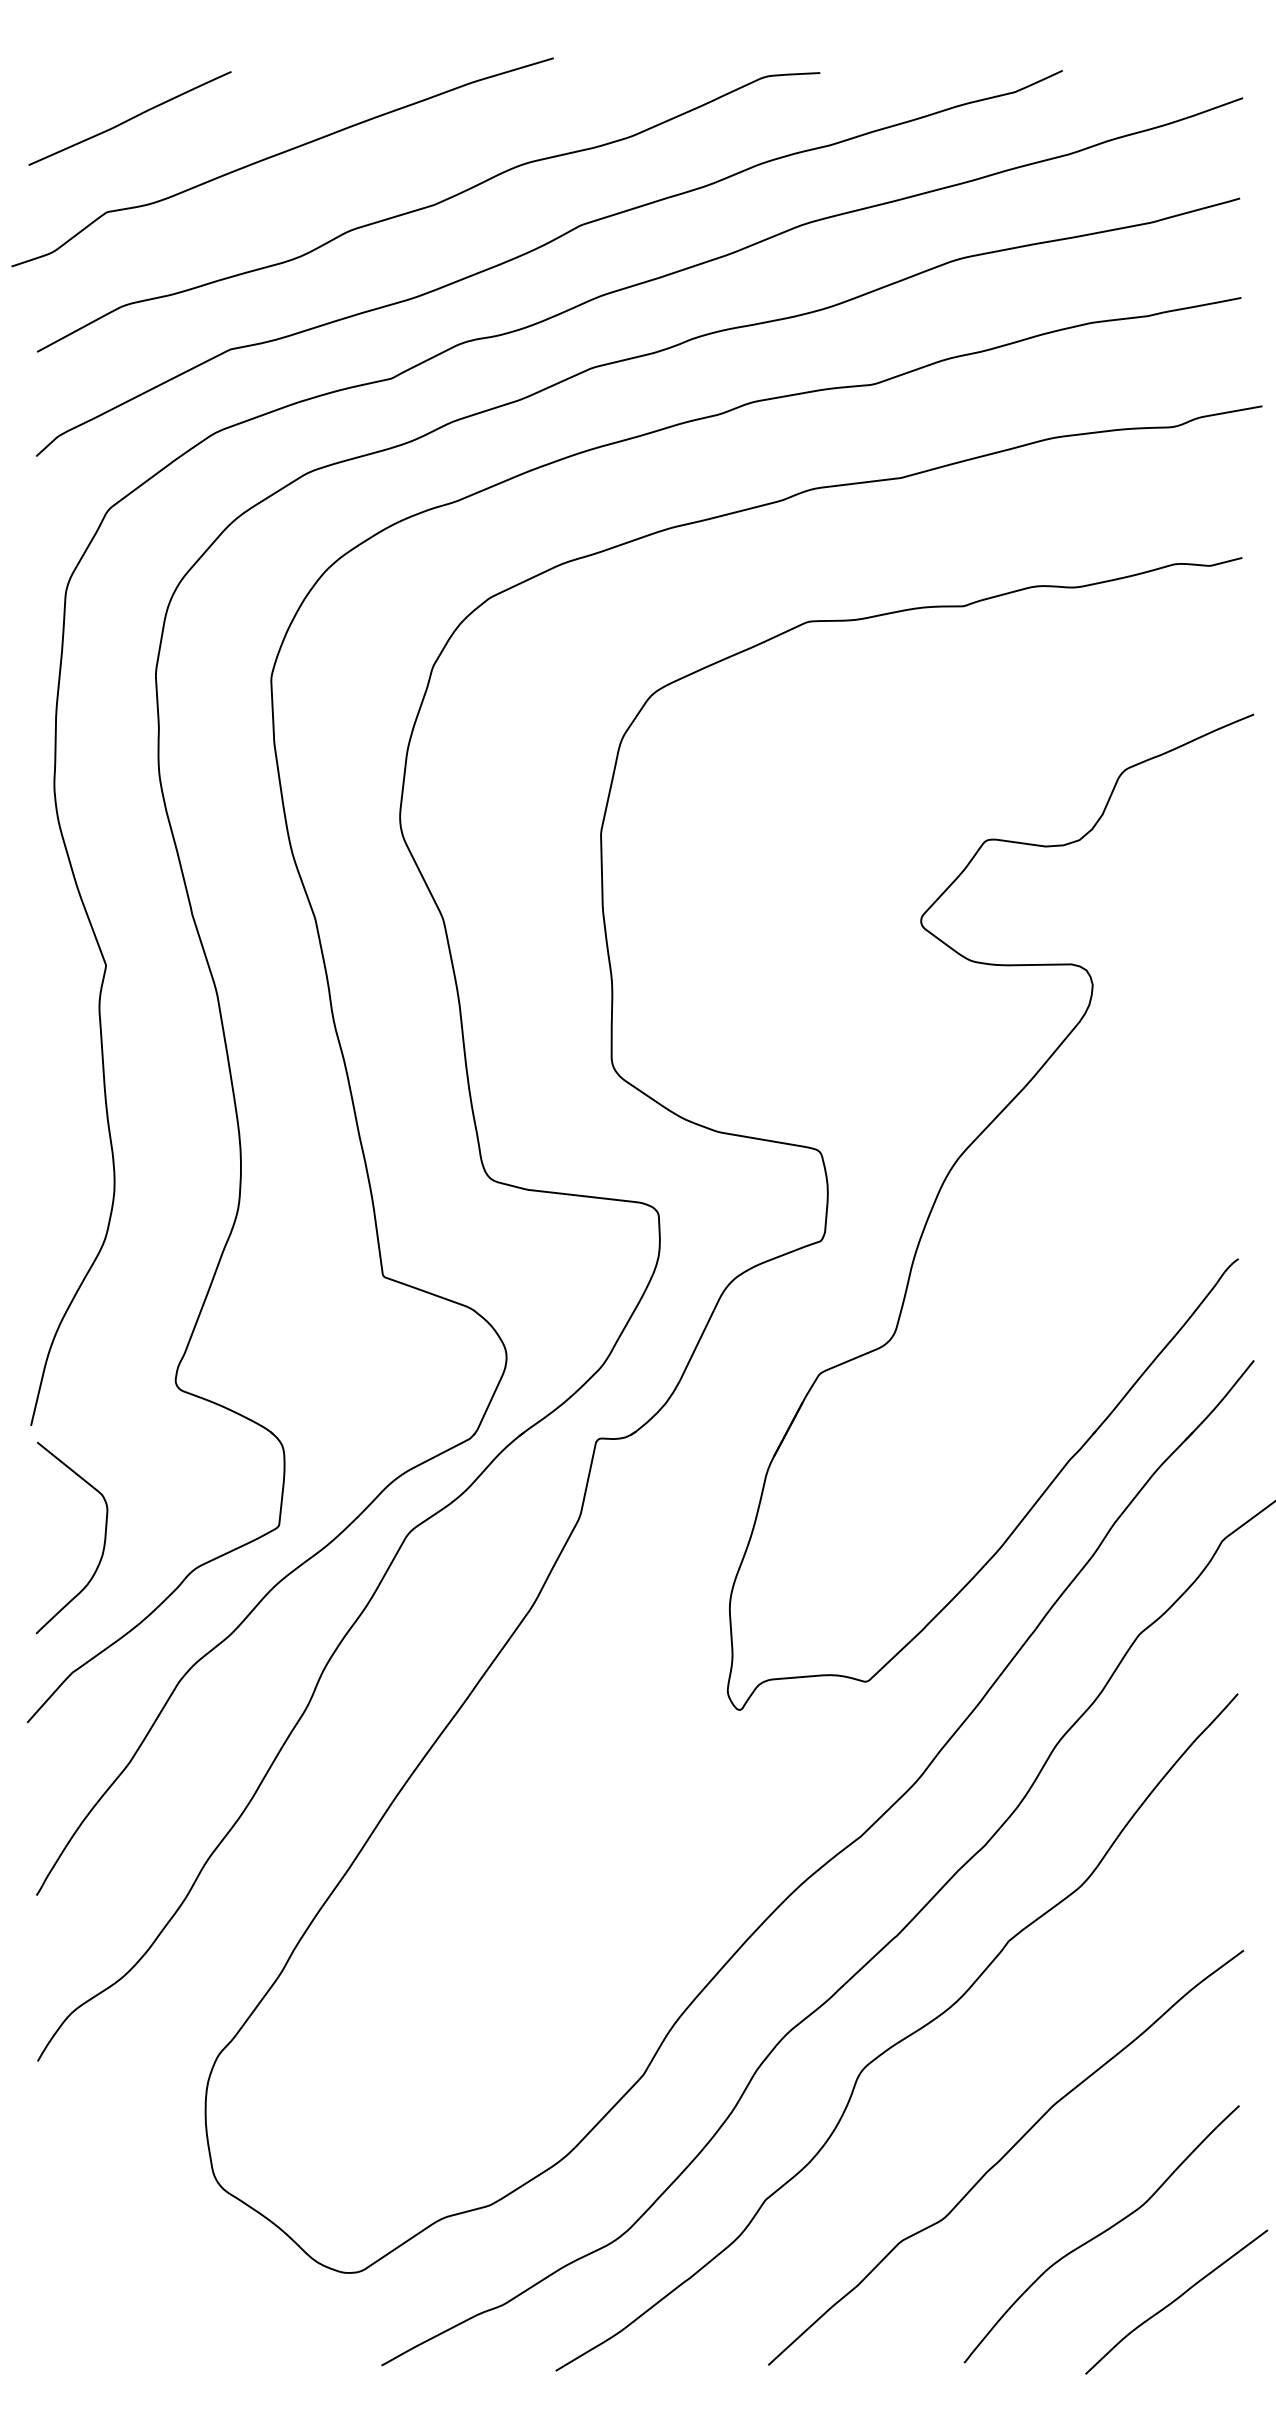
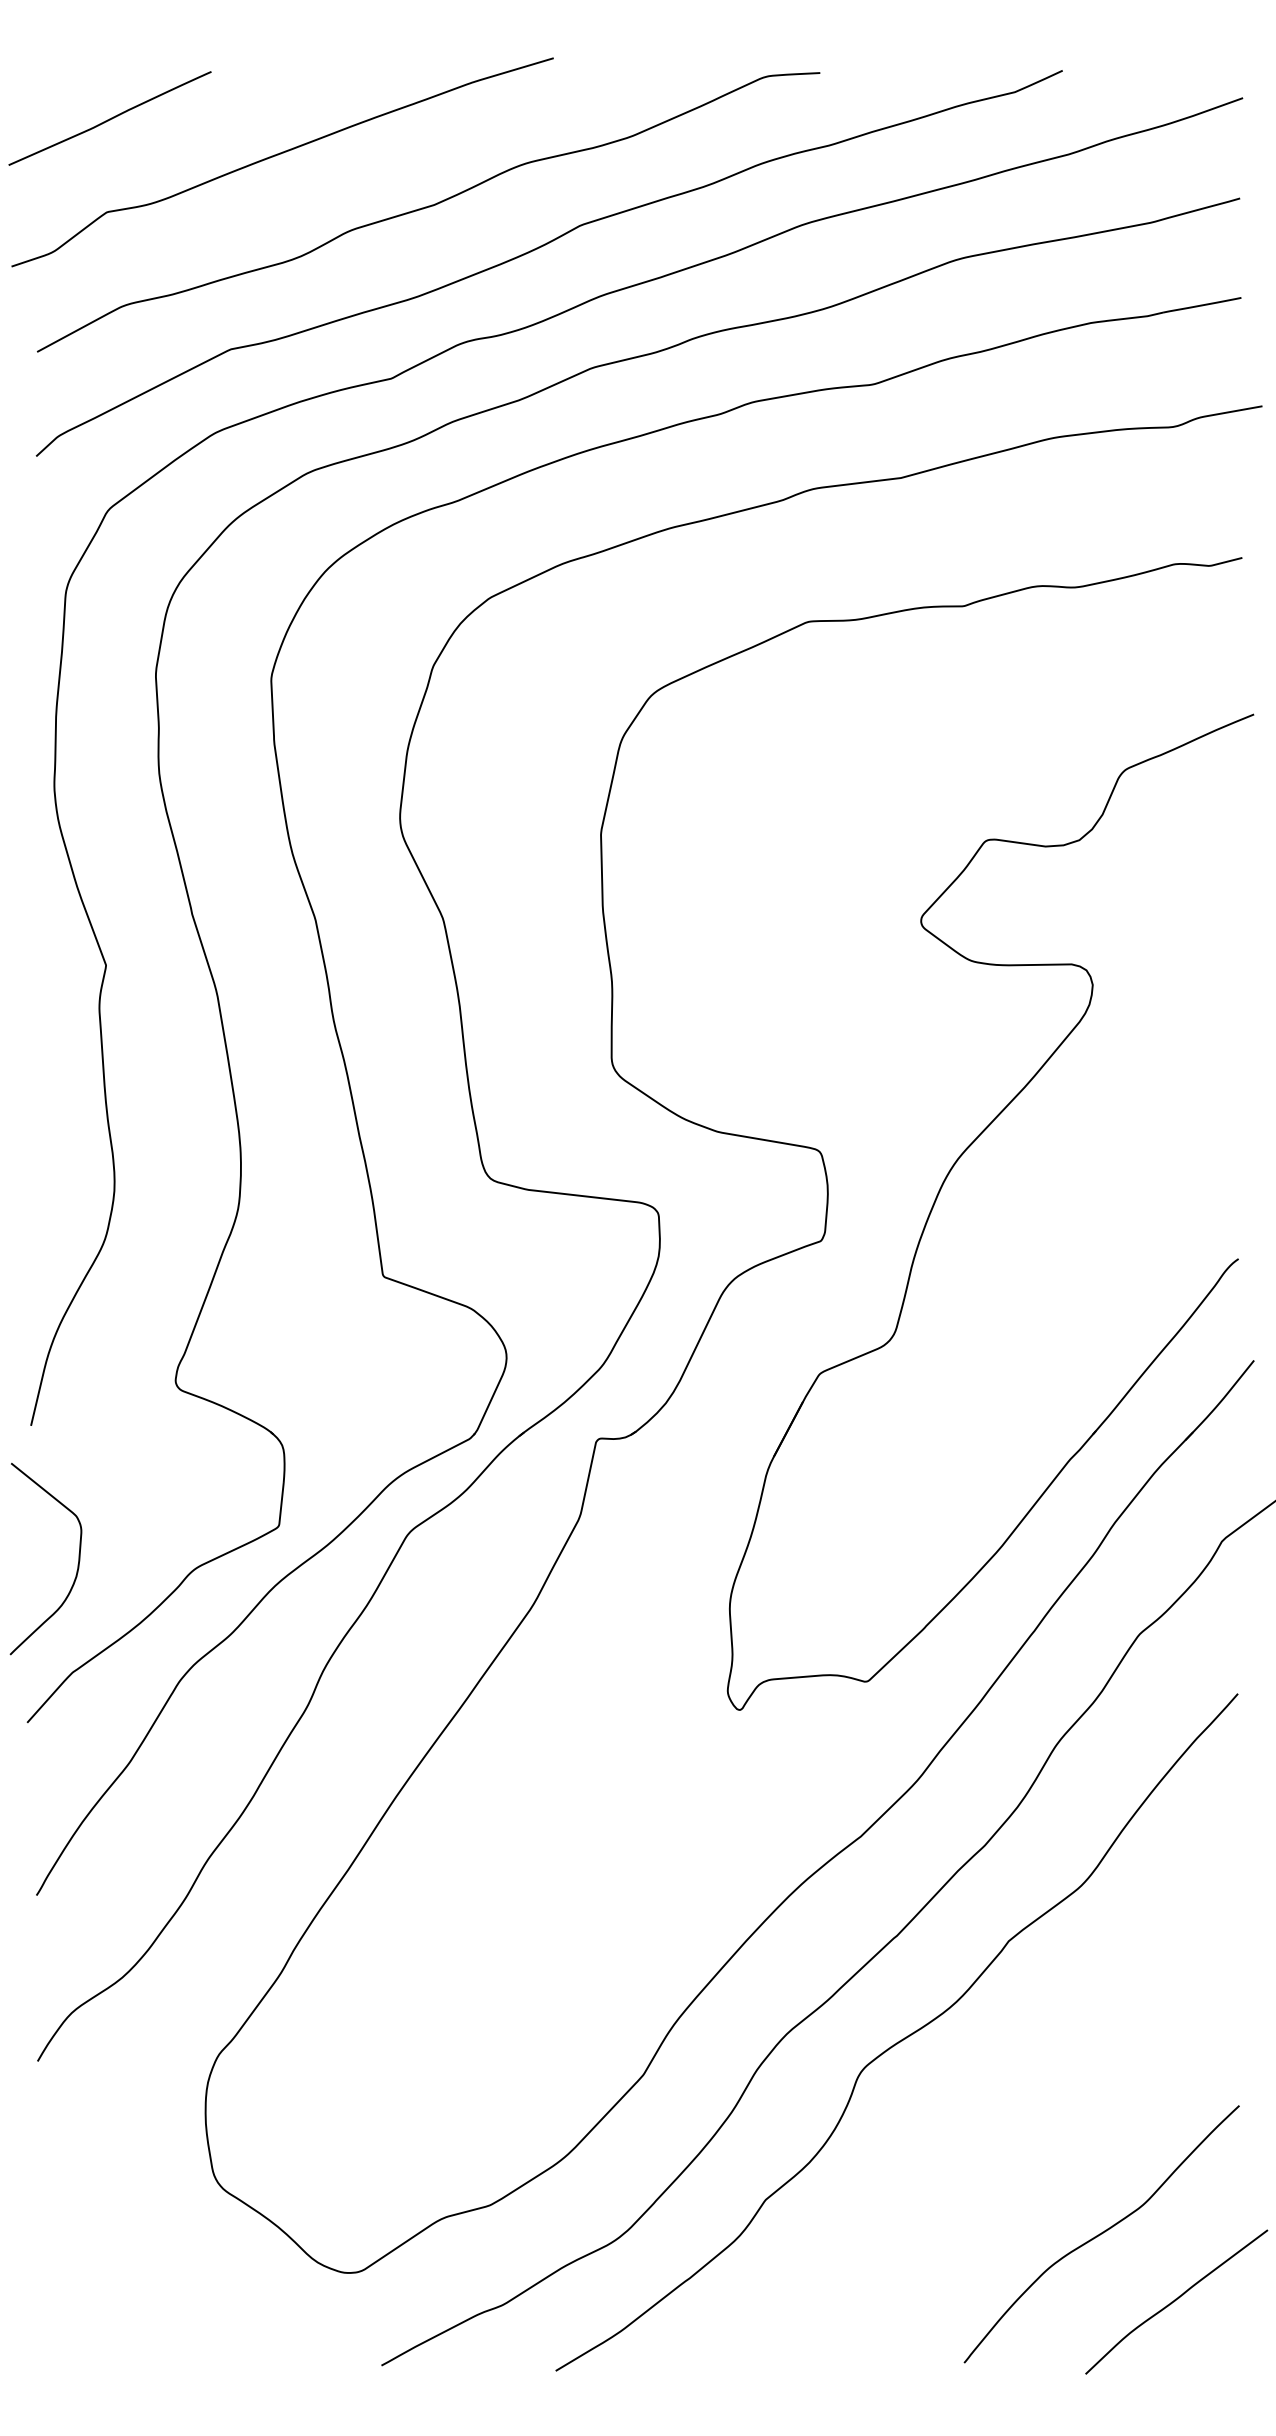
curve position: (129, 118) -> (109, 118) (109, 118)
curve position: (103, 1543) -> (77, 1564) (77, 1564)
curve: present -> none (1005, 2156)
